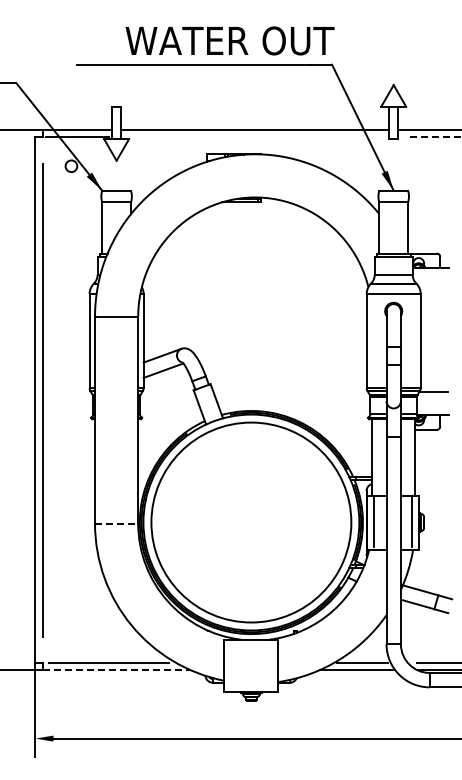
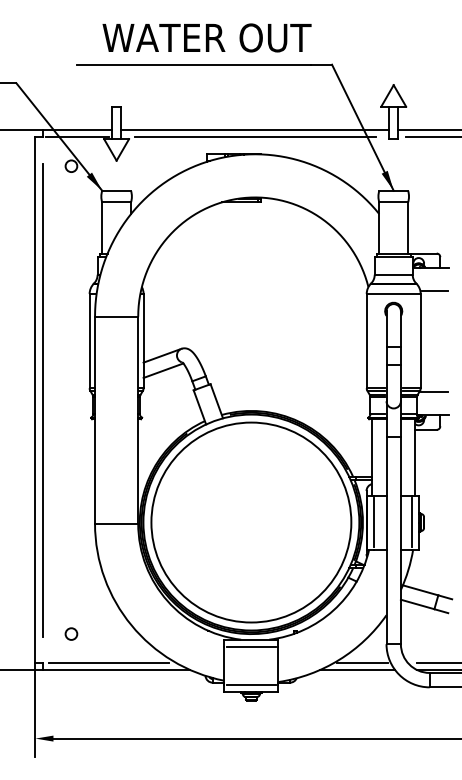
text position: (229, 40) -> (206, 37) (206, 37)
line: none -> present (254, 137)
line: dashed -> solid (433, 137)
line: none -> present (434, 291)
line: dashed -> solid (117, 523)
circle: none -> present (71, 633)
line: none -> present (251, 646)
line: dashed -> solid (116, 670)
line: none -> present (251, 684)
